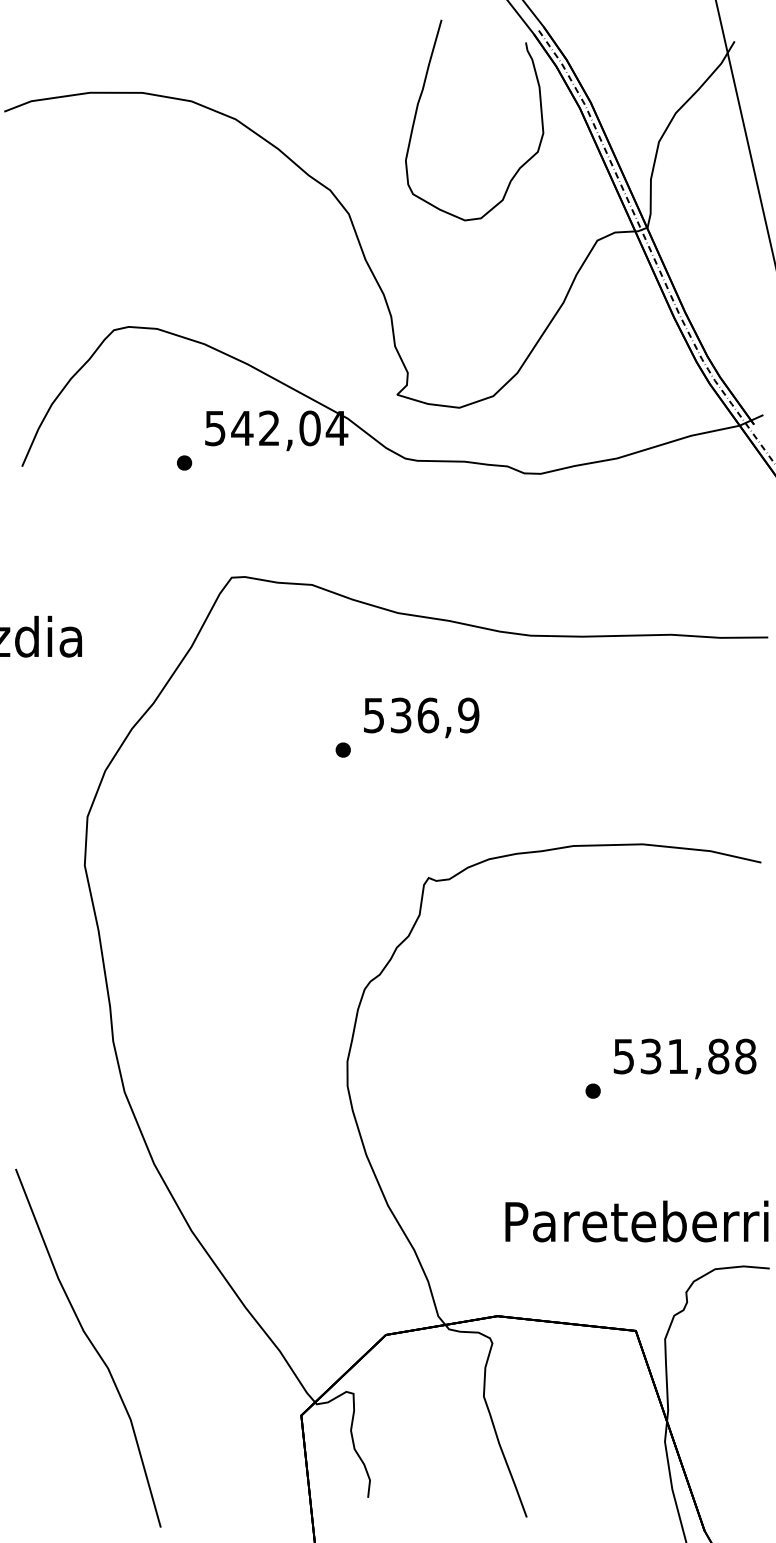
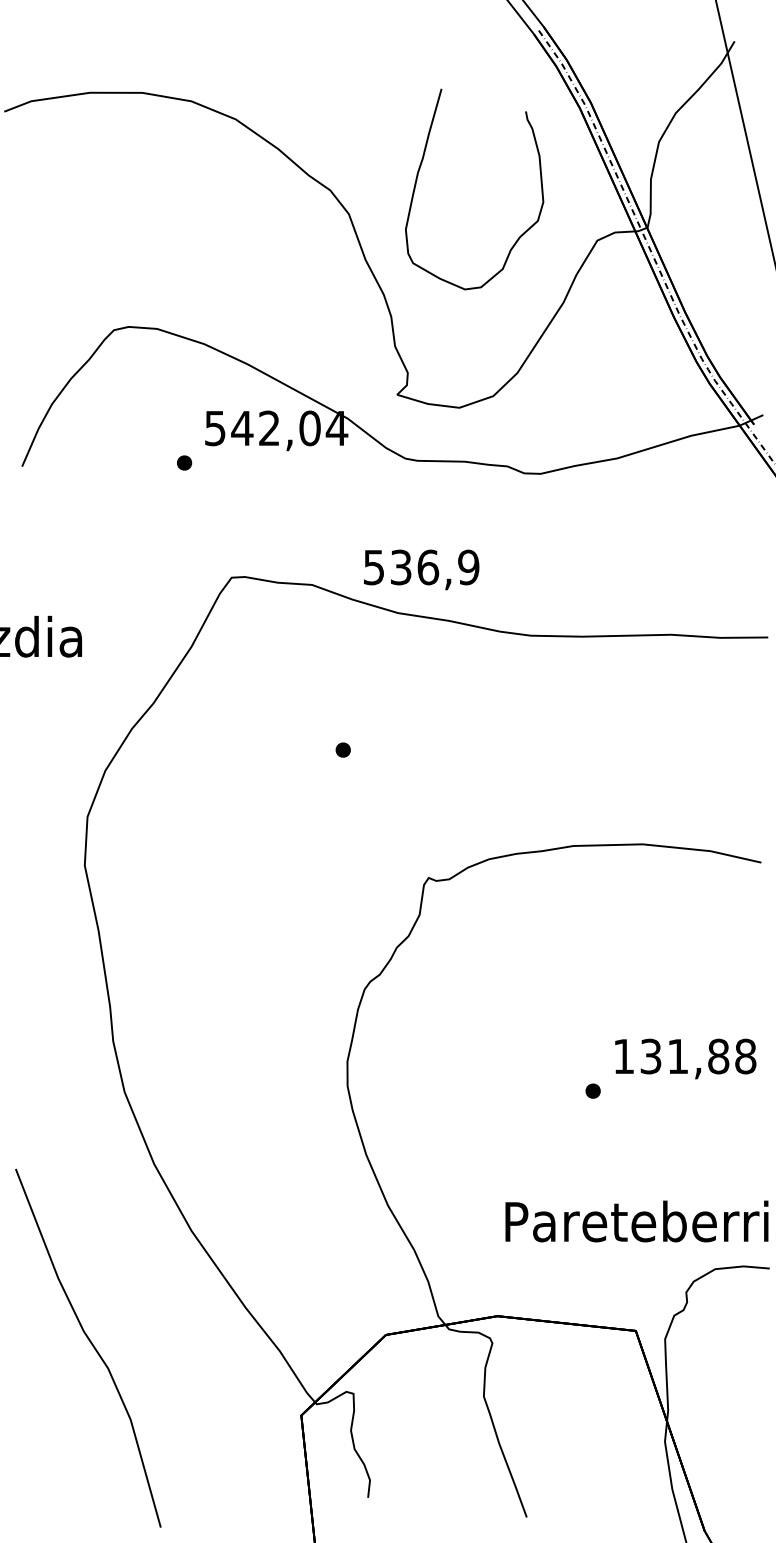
curve position: (418, 107) -> (418, 176) (418, 176)
text position: (421, 717) -> (421, 569) (421, 569)
text: 531,88 -> 131,88 (623, 1056)
